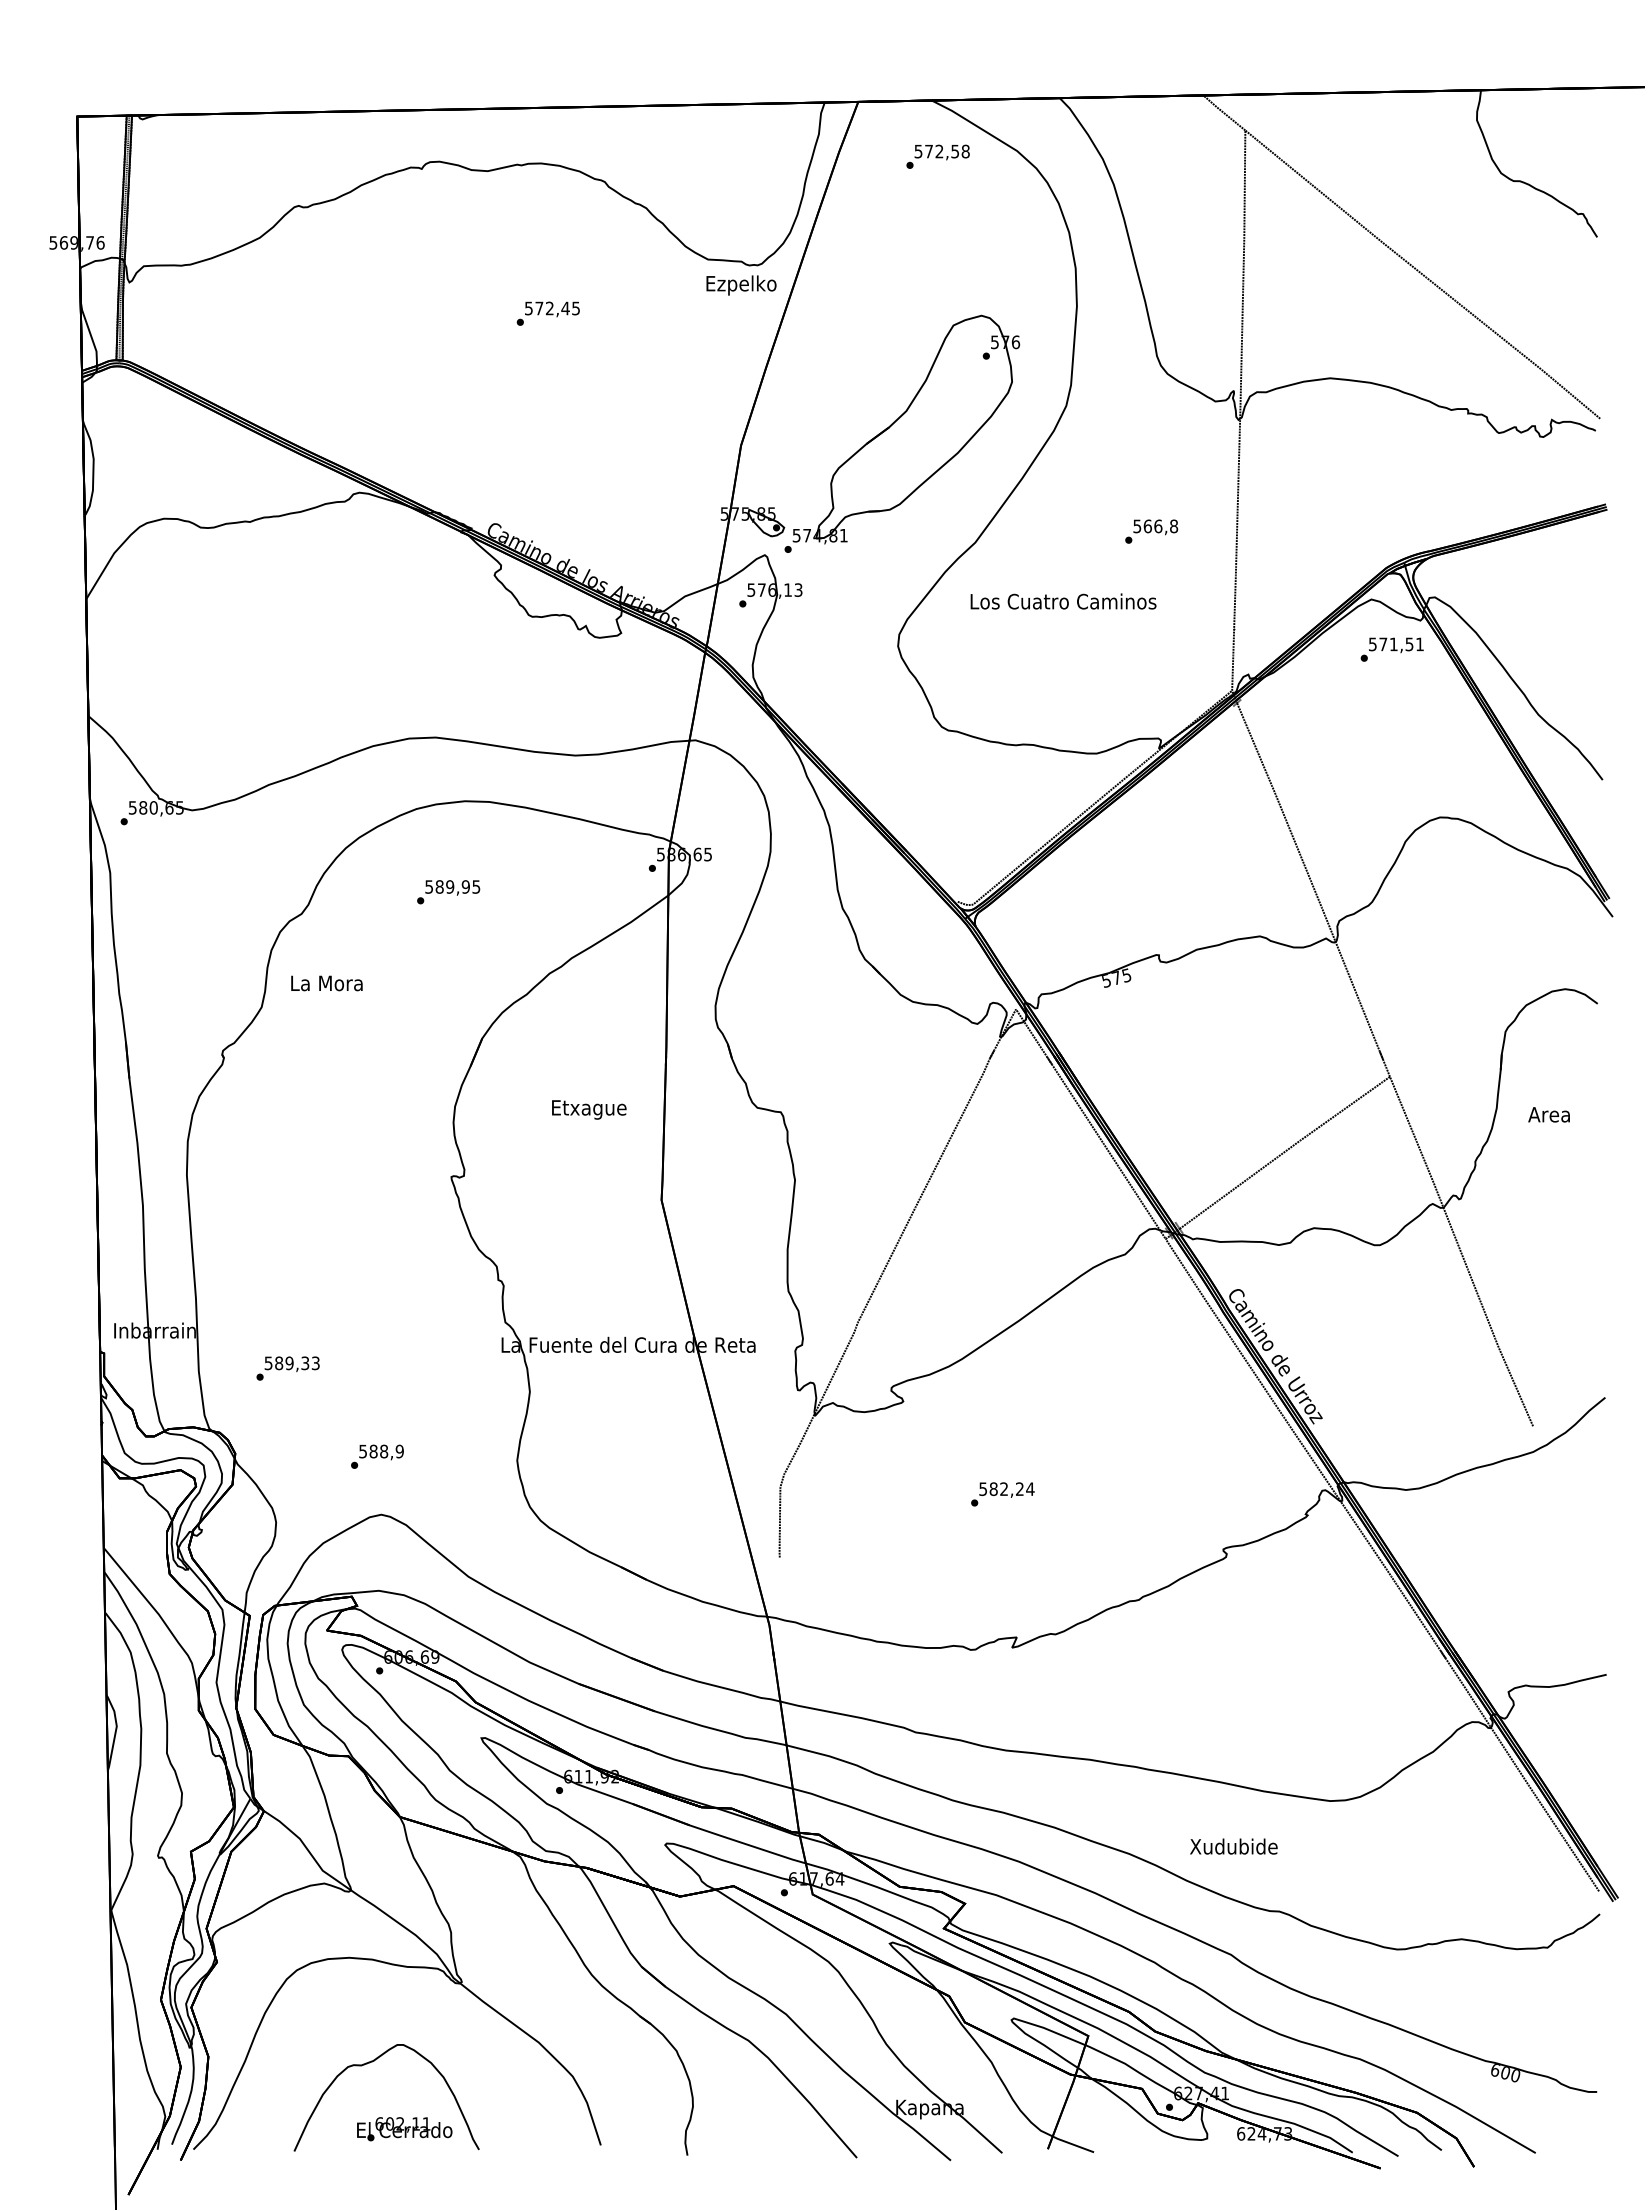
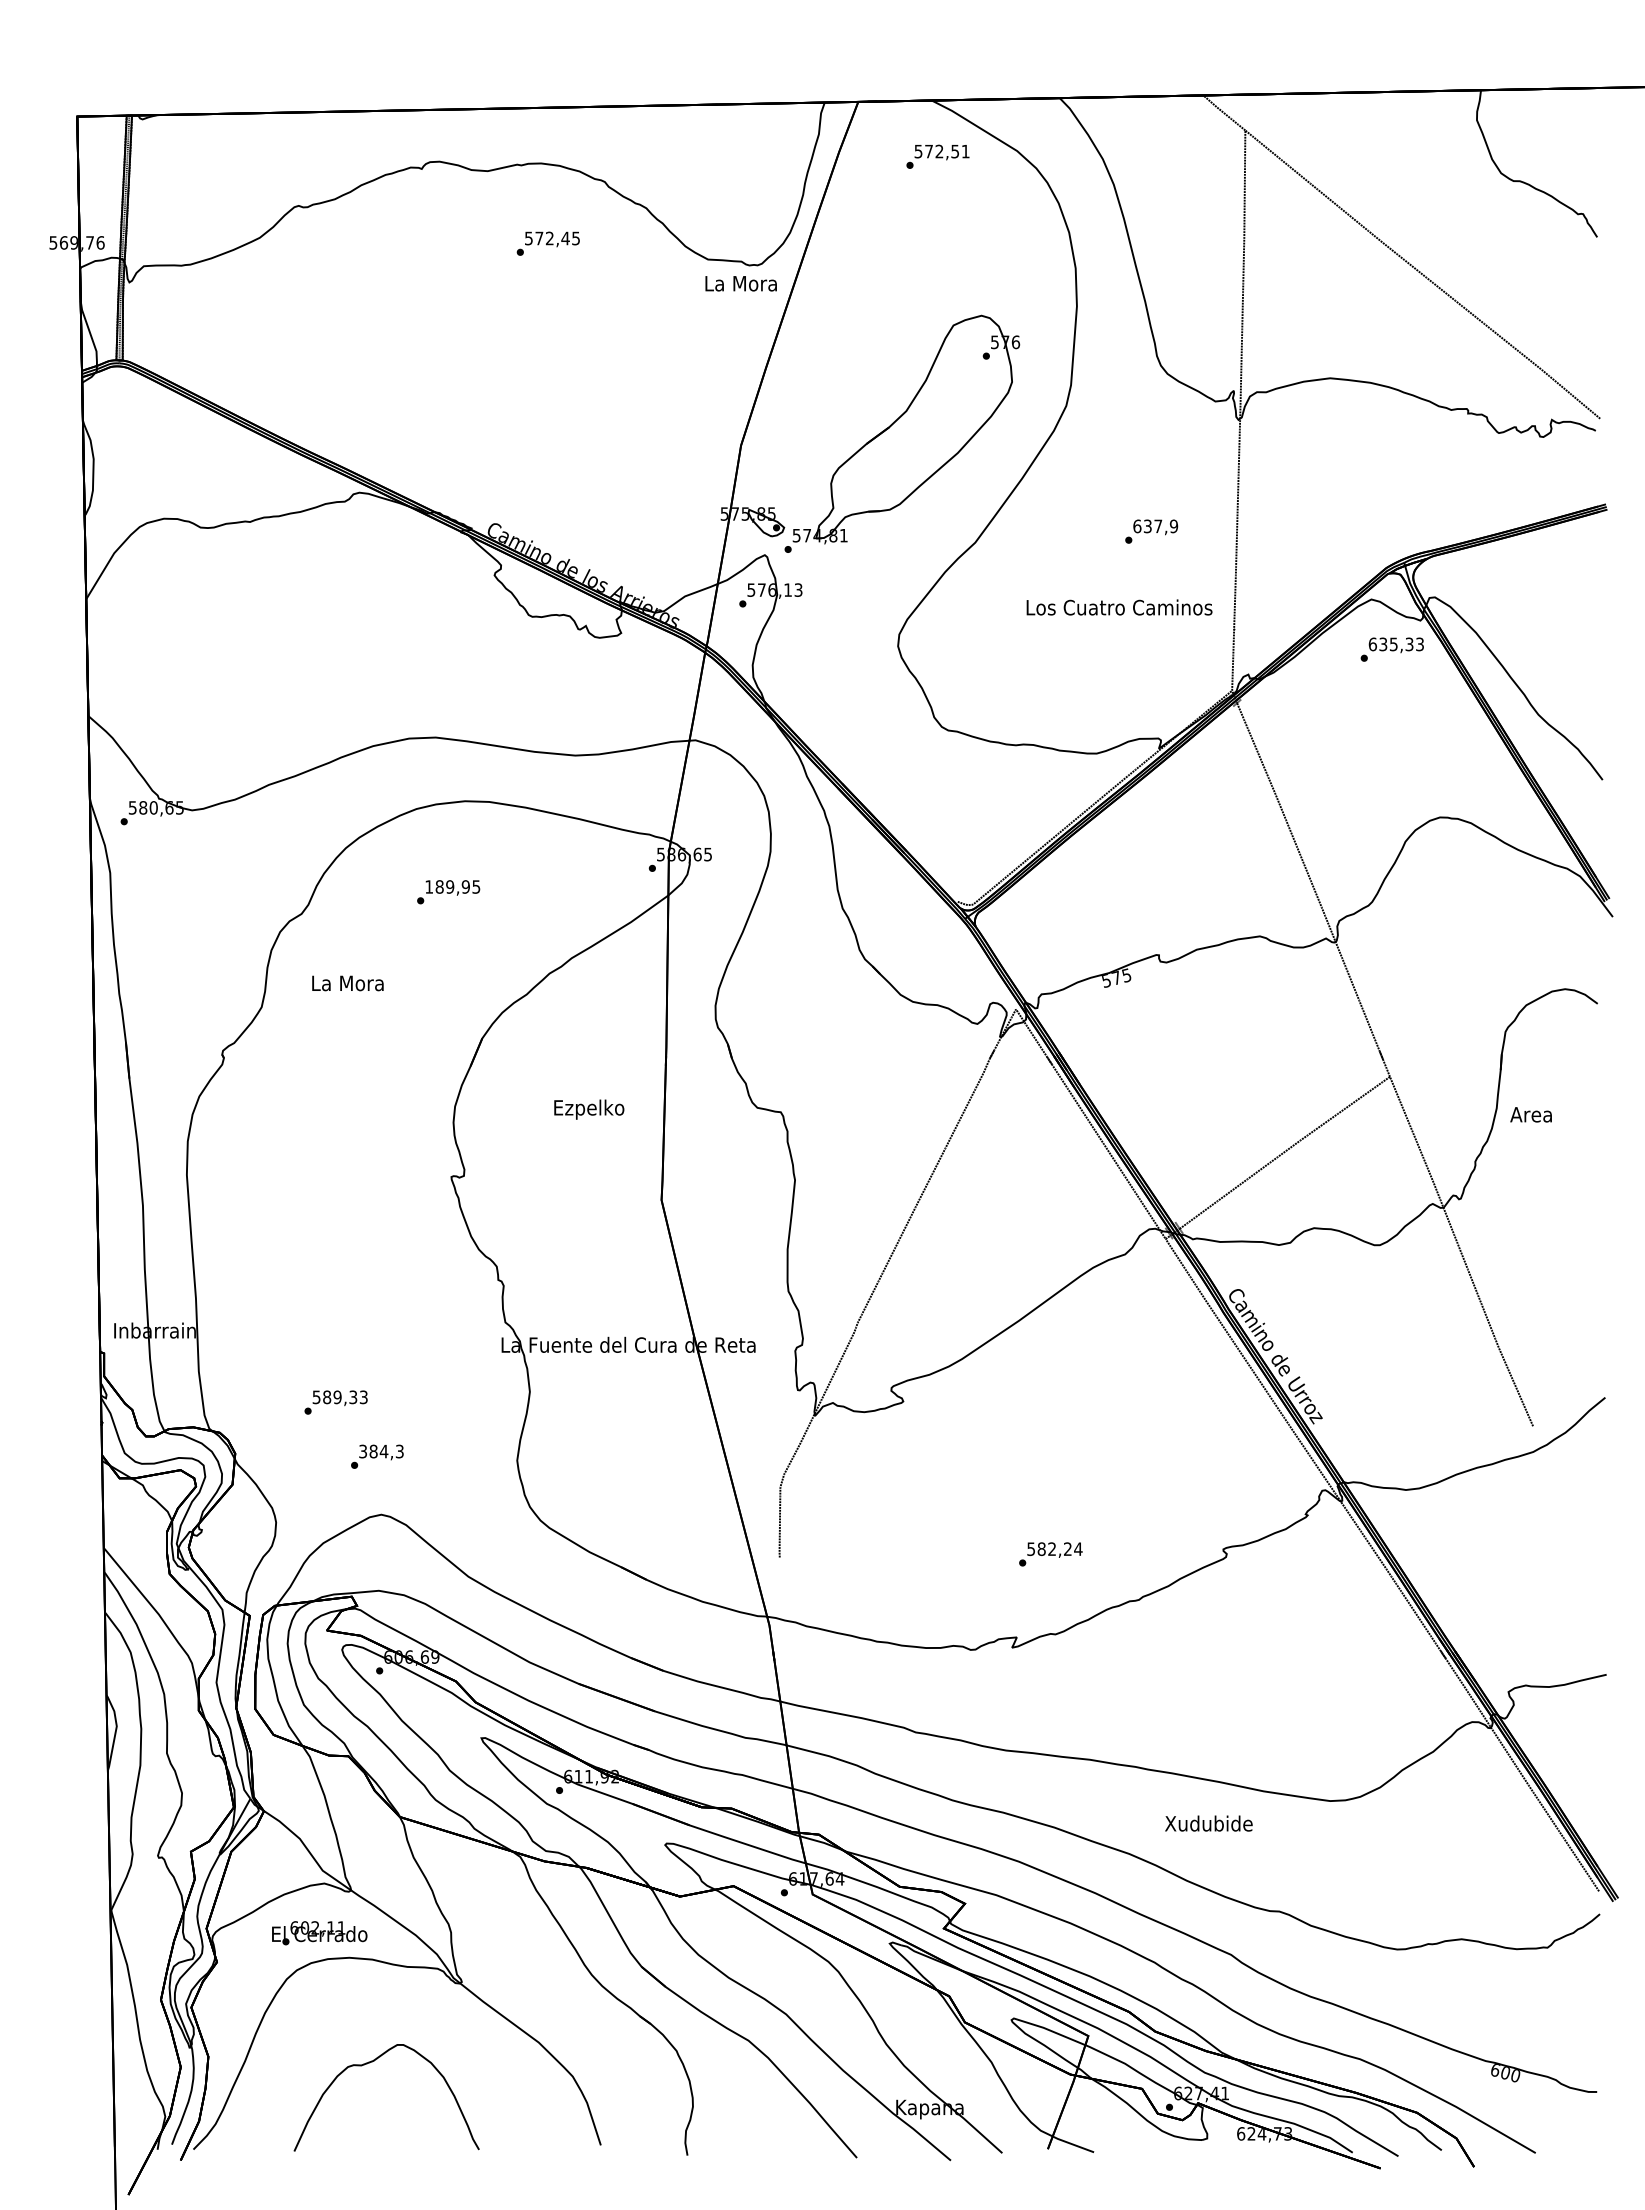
text: 572,58 -> 572,51 (965, 151)
text: Ezpelko -> La Mora (740, 285)
text position: (547, 313) -> (547, 243) (547, 243)
text: 566,8 -> 637,9 (1155, 526)
text position: (1063, 601) -> (1119, 607) (1119, 607)
text: 571,51 -> 635,33 (1395, 644)
text: 589,95 -> 189,95 (428, 886)
text position: (326, 983) -> (347, 983) (347, 983)
text: Etxague -> Ezpelko (589, 1109)
text position: (1548, 1114) -> (1530, 1114) (1530, 1114)
text position: (287, 1368) -> (335, 1402) (335, 1402)
text: 588,9 -> 384,3 (381, 1451)
text position: (1002, 1494) -> (1050, 1554) (1050, 1554)
text position: (1233, 1846) -> (1208, 1823) (1208, 1823)
text position: (404, 2129) -> (319, 1933) (319, 1933)
